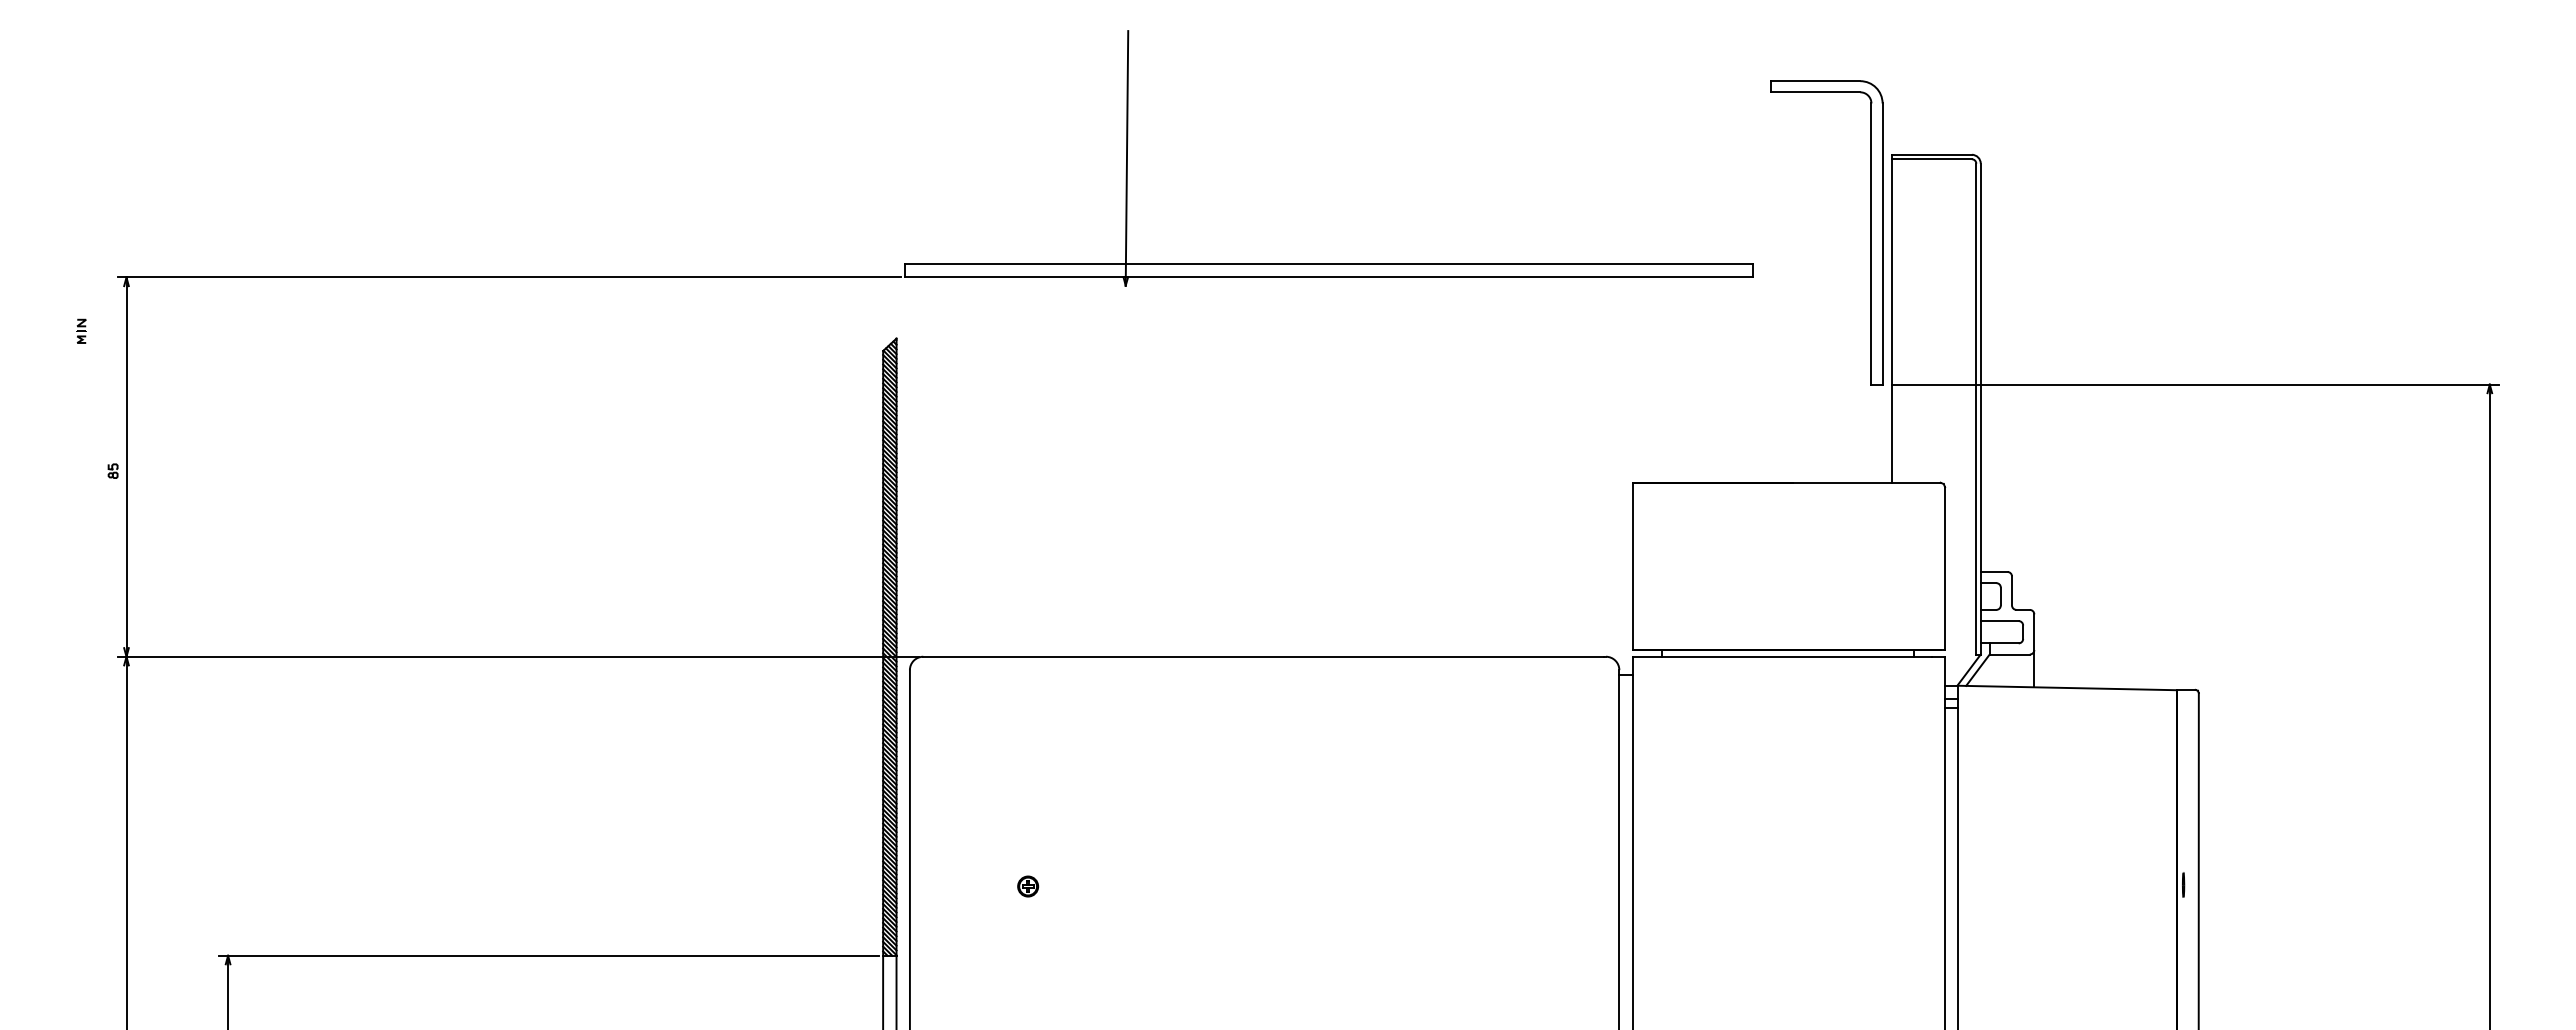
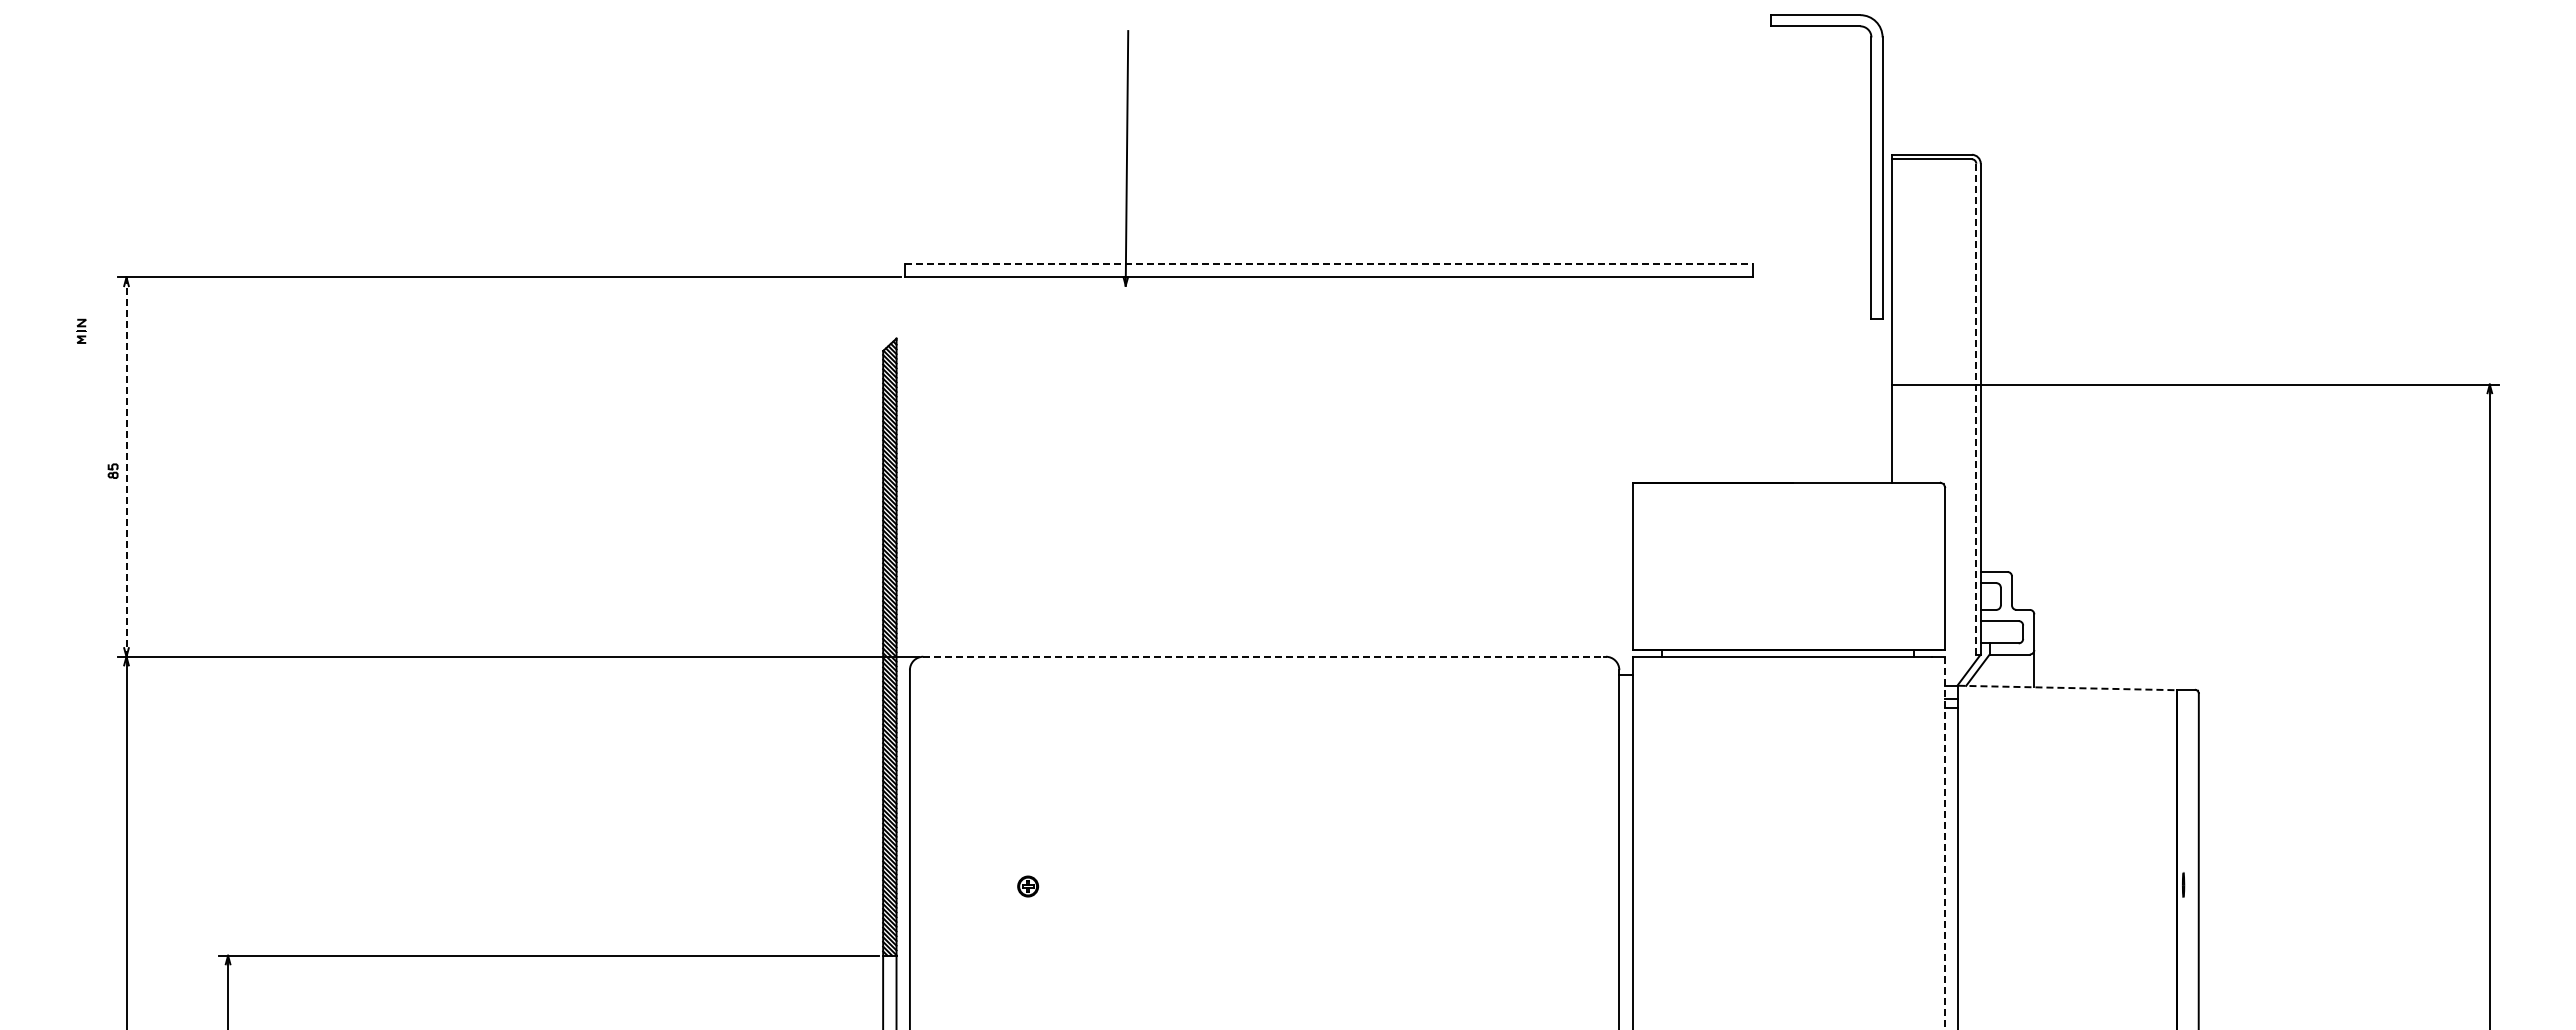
part position: (1870, 232) -> (1870, 166) (1870, 166)
line: solid -> dashed (1329, 264)
line: solid -> dashed (1976, 409)
line: solid -> dashed (126, 467)
line: solid -> dashed (1264, 656)
line: solid -> dashed (2068, 688)
line: solid -> dashed (1945, 843)
